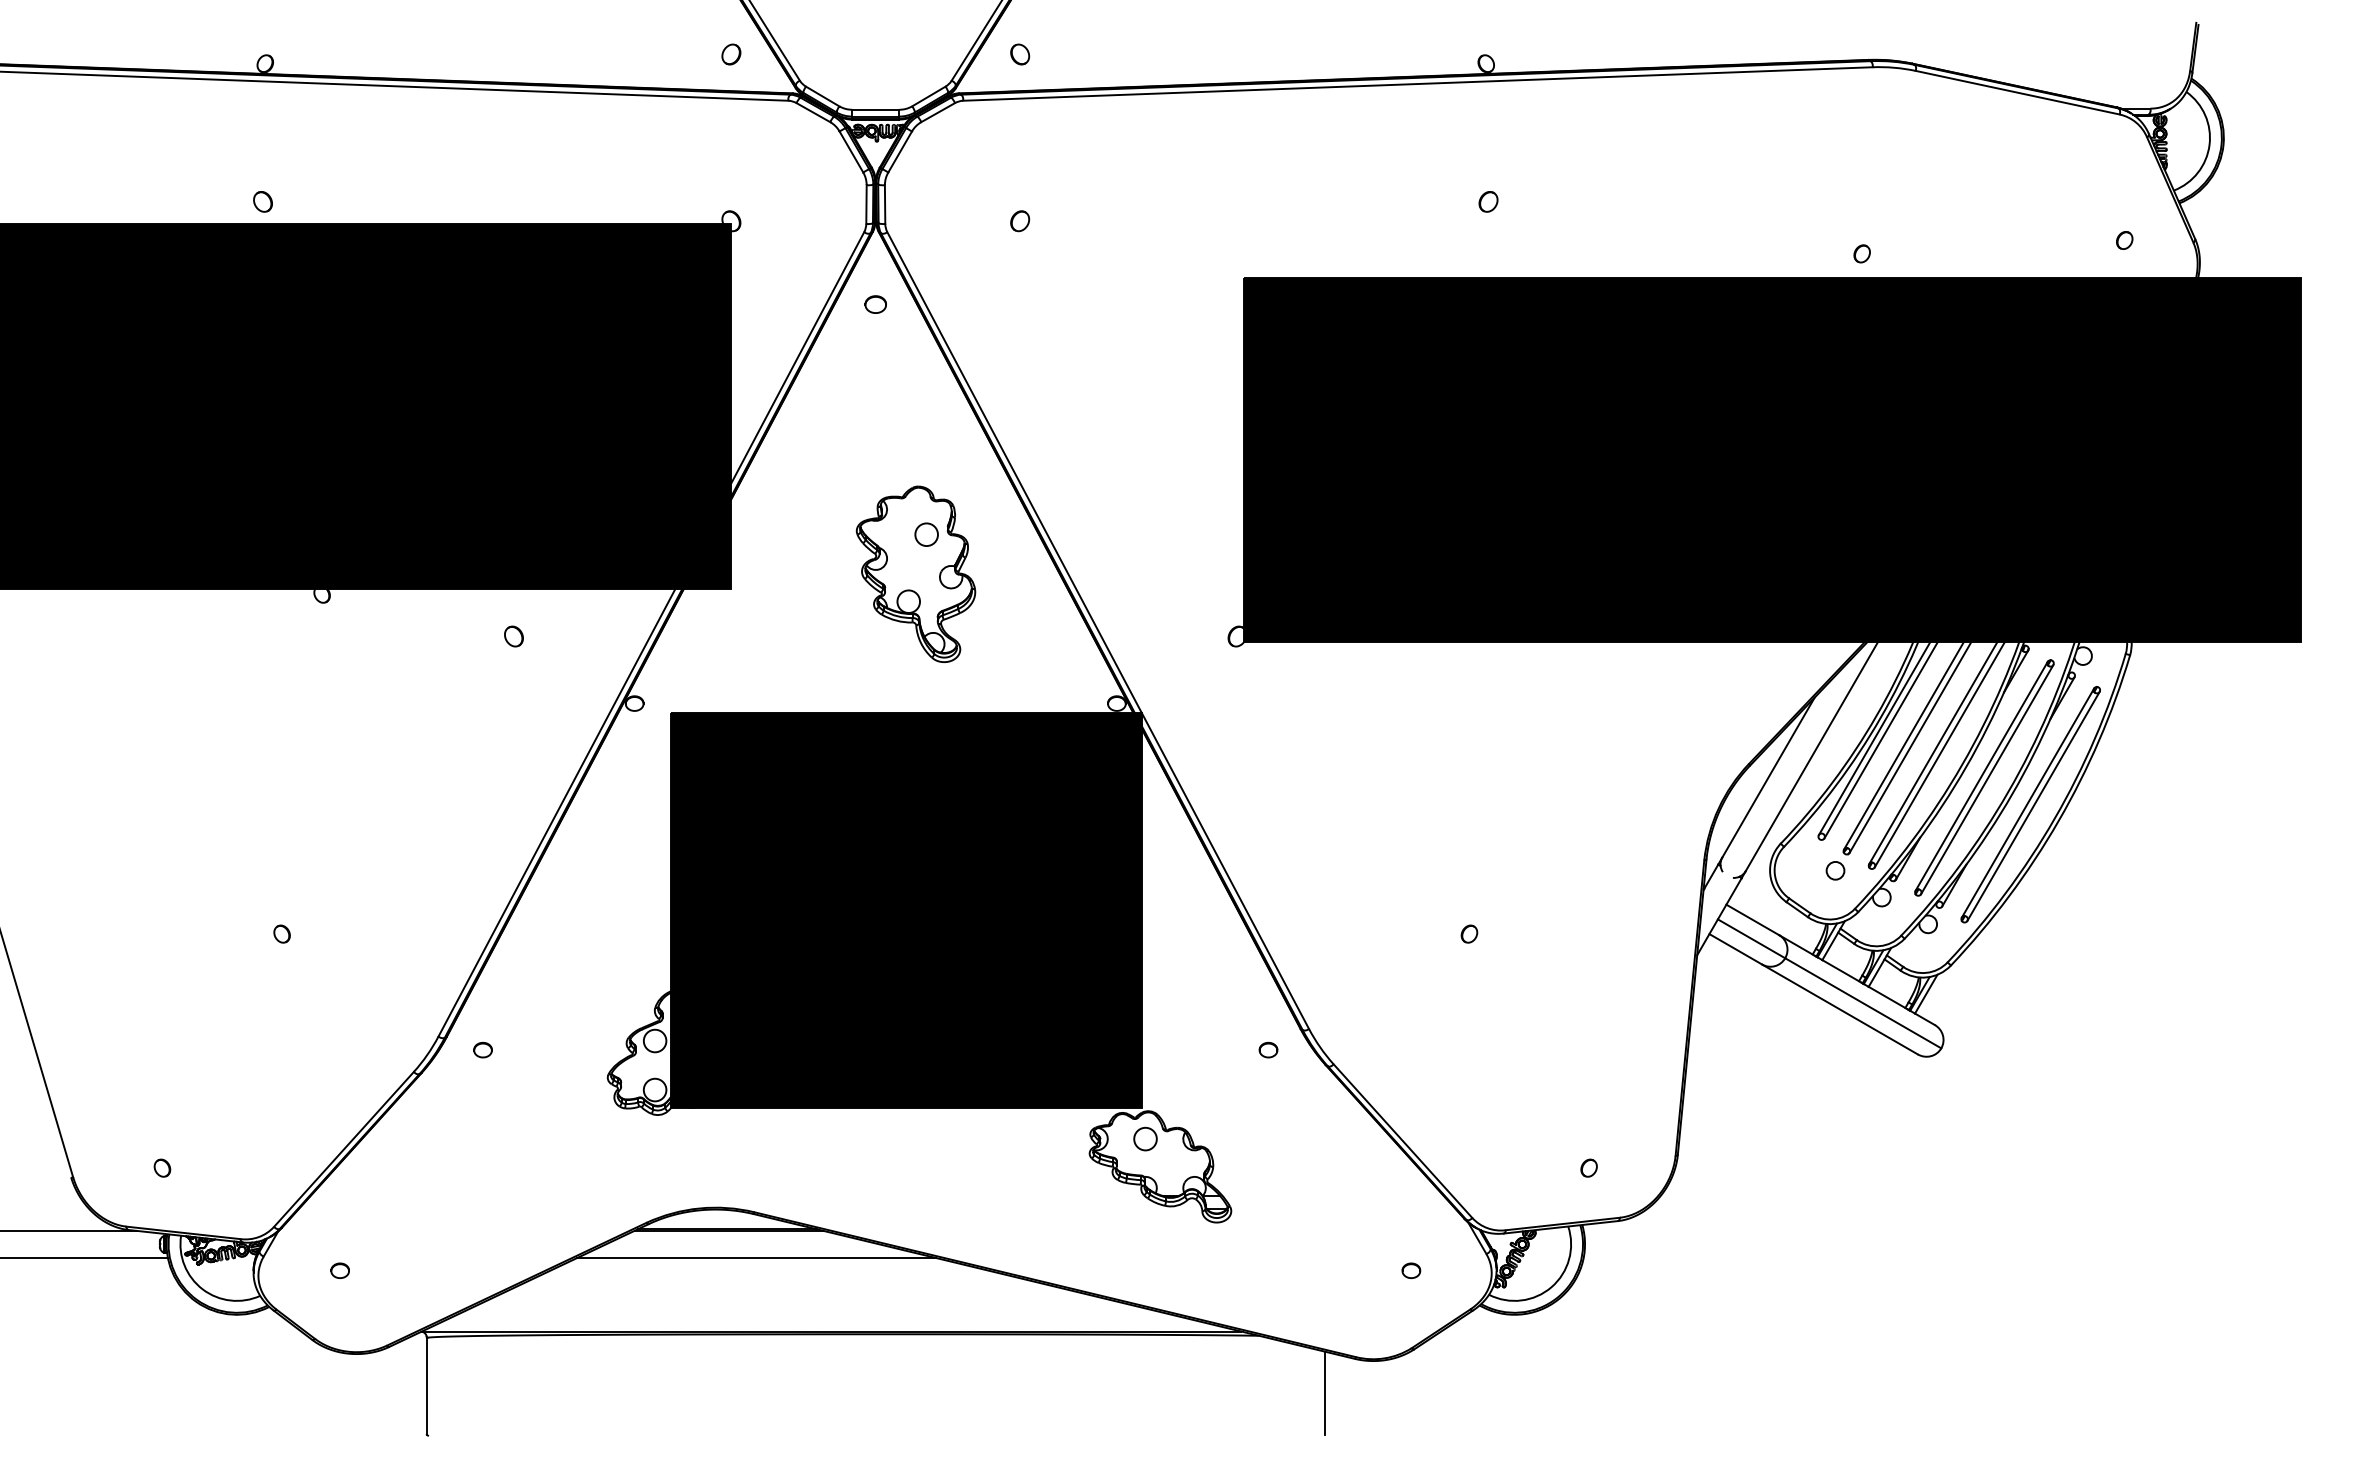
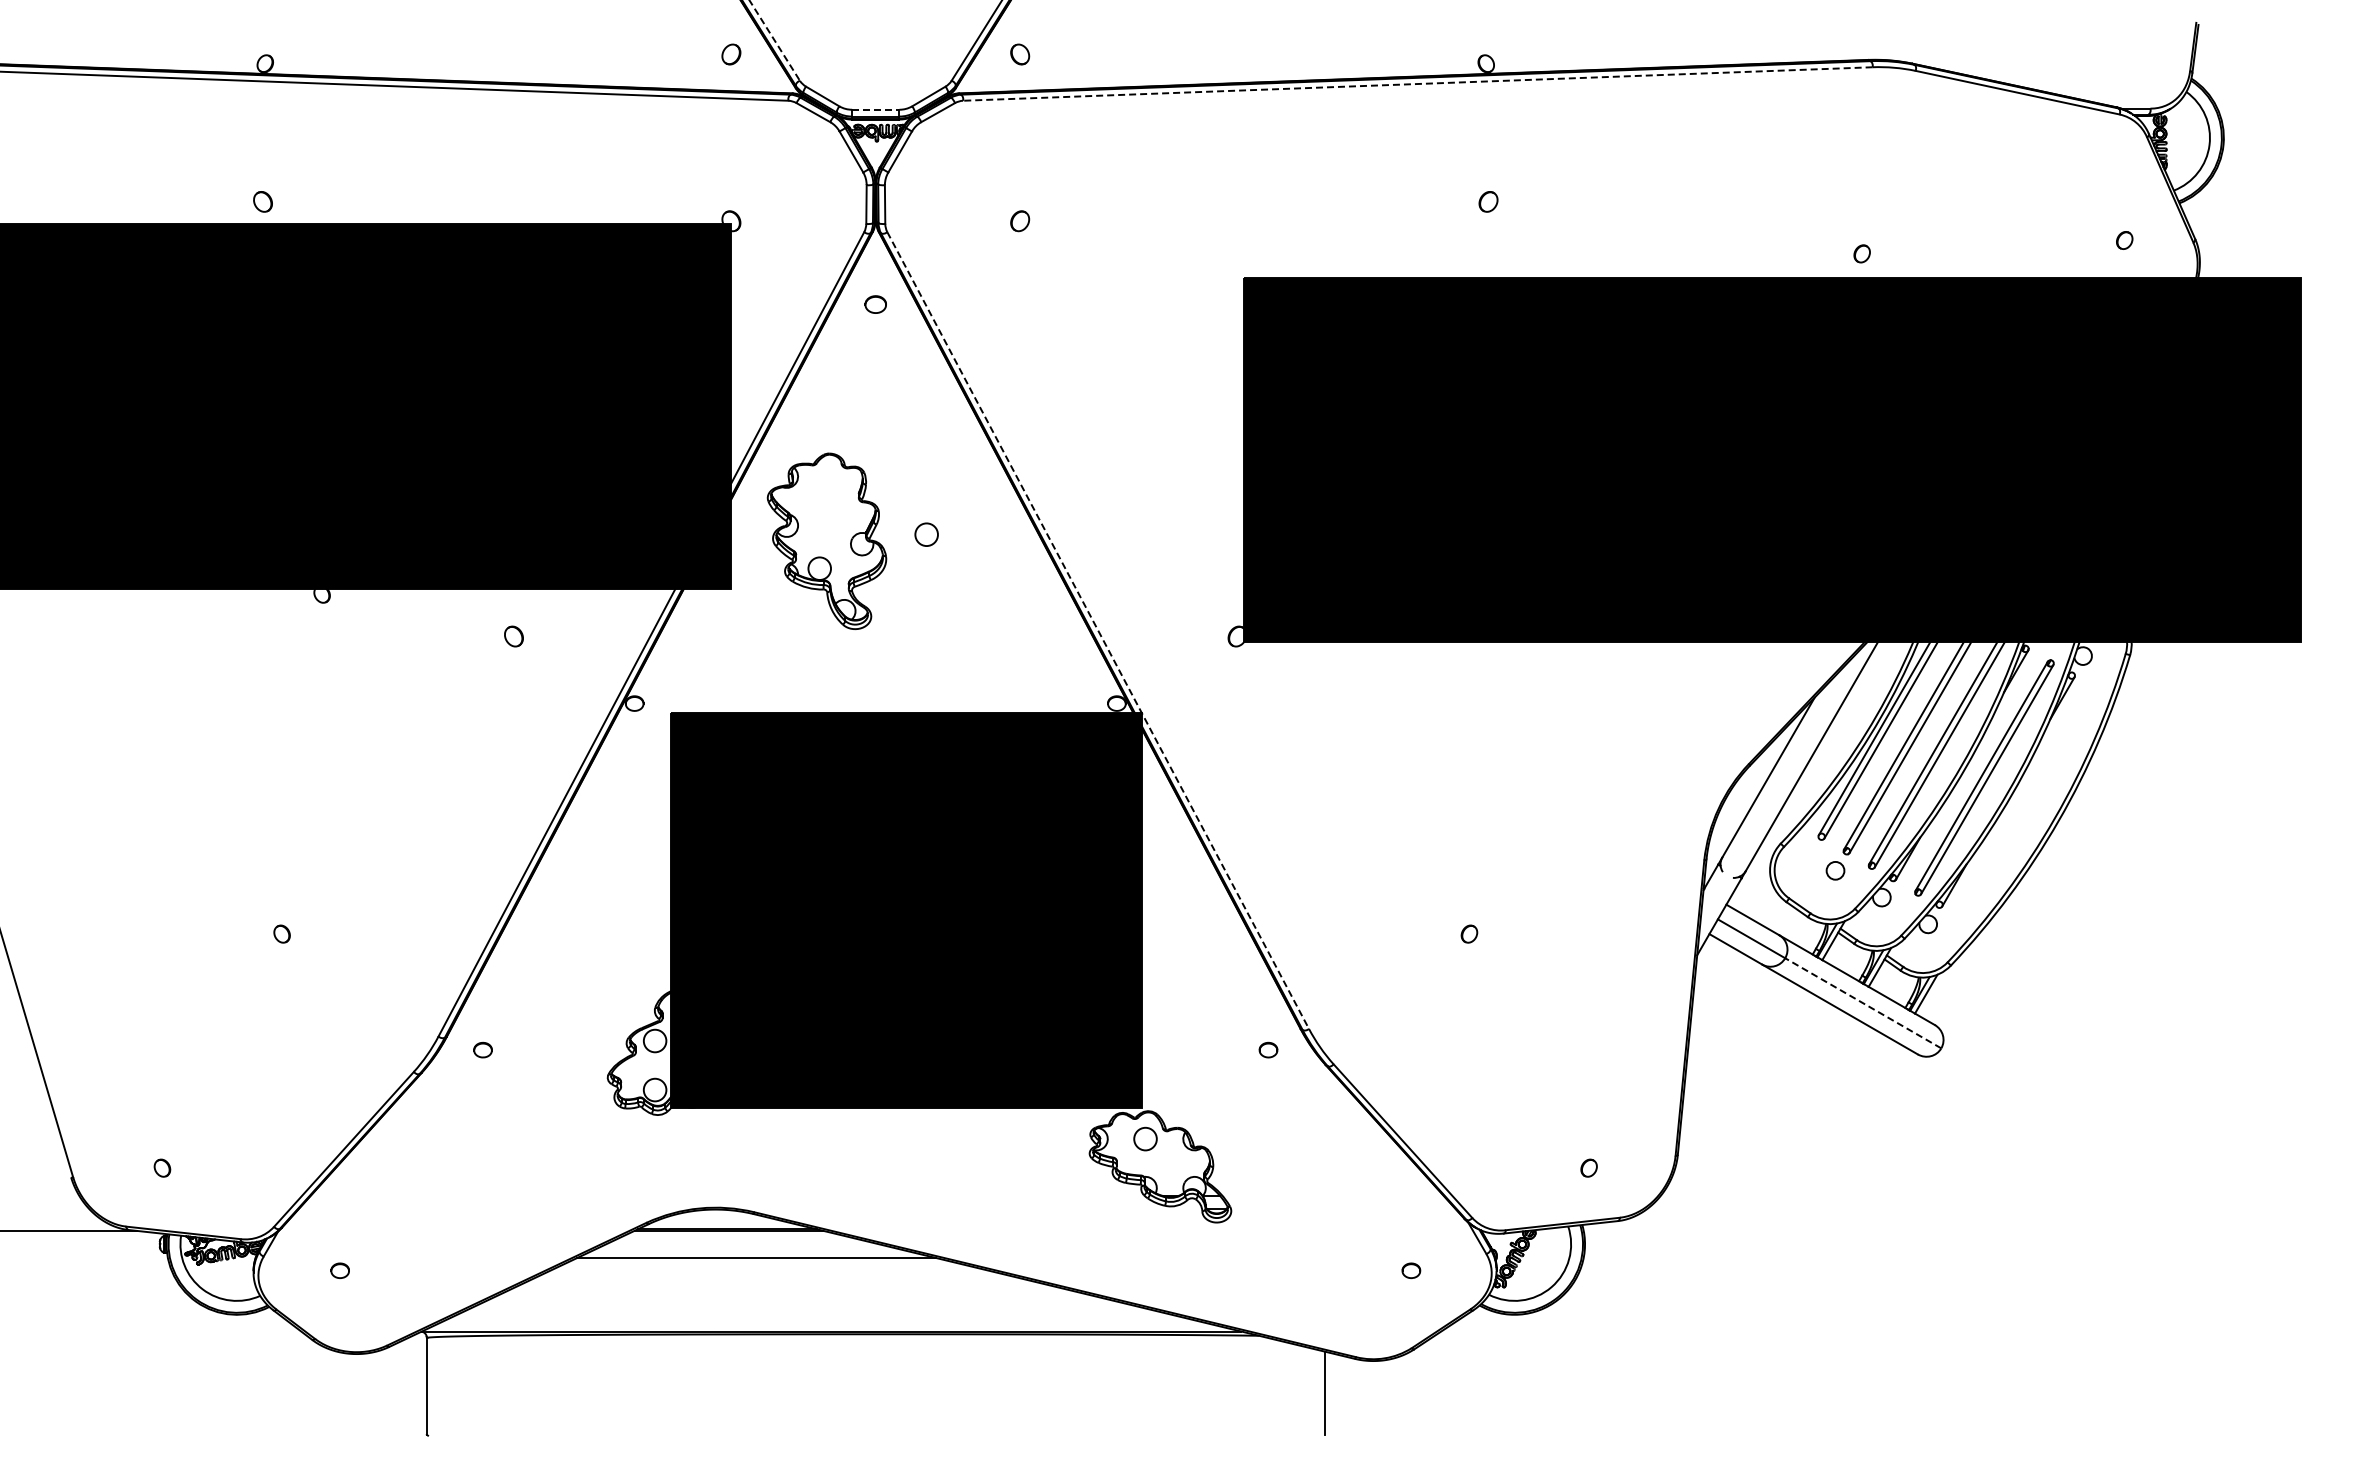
line: solid -> dashed (775, 41)
line: solid -> dashed (1417, 84)
line: solid -> dashed (875, 109)
part position: (915, 573) -> (826, 540) (826, 540)
line: solid -> dashed (1098, 630)
part: present -> none (2030, 804)
line: solid -> dashed (1862, 1003)
line: present -> none (84, 1257)
